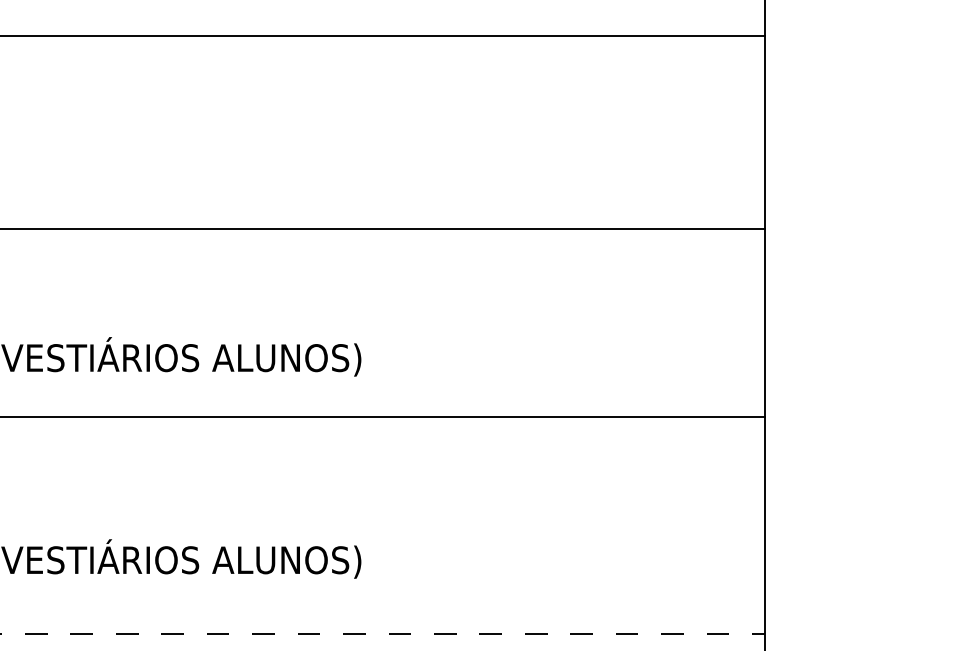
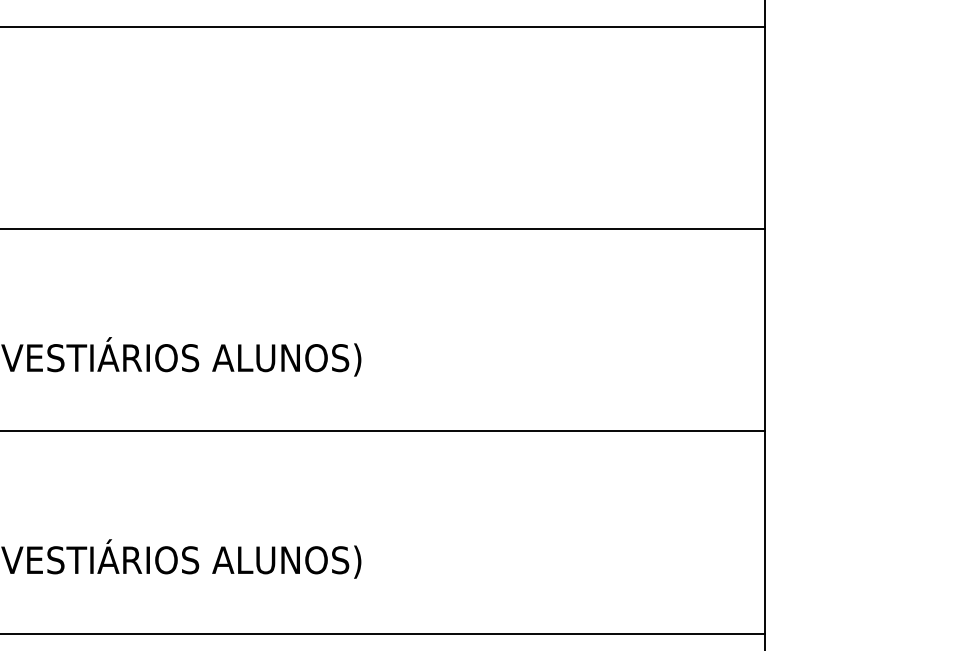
line position: (383, 35) -> (383, 26) (383, 26)
line position: (383, 417) -> (383, 431) (383, 431)
line: dashed -> solid (382, 633)
